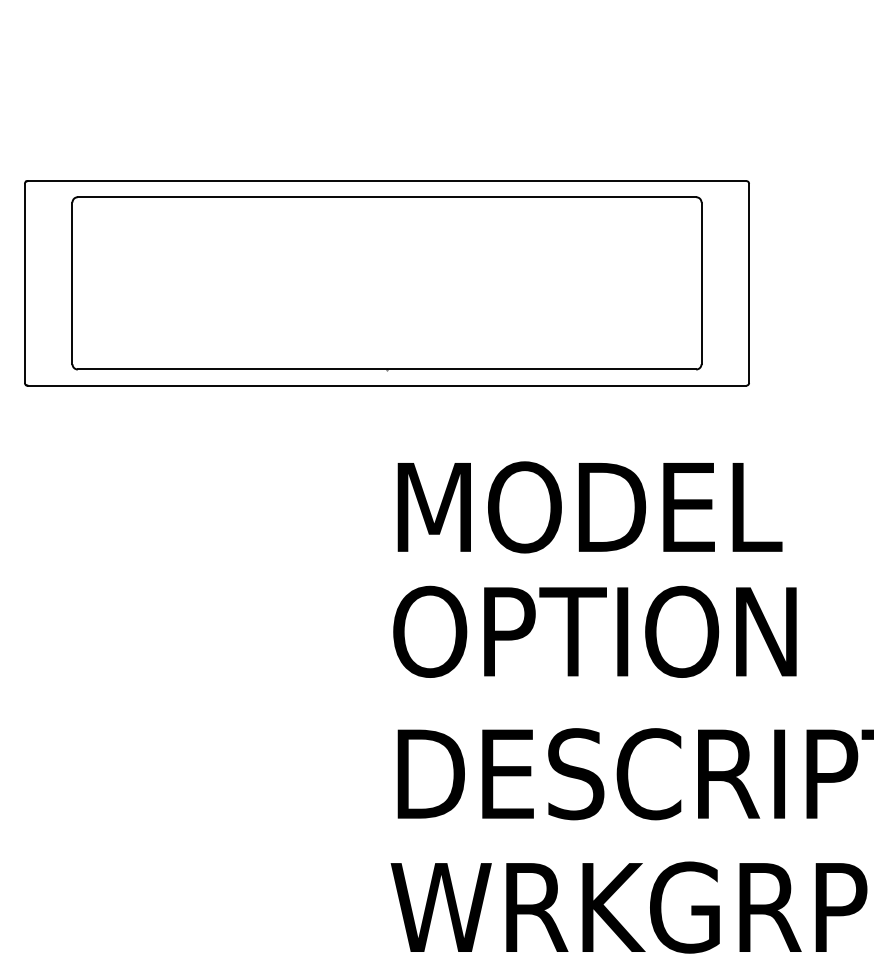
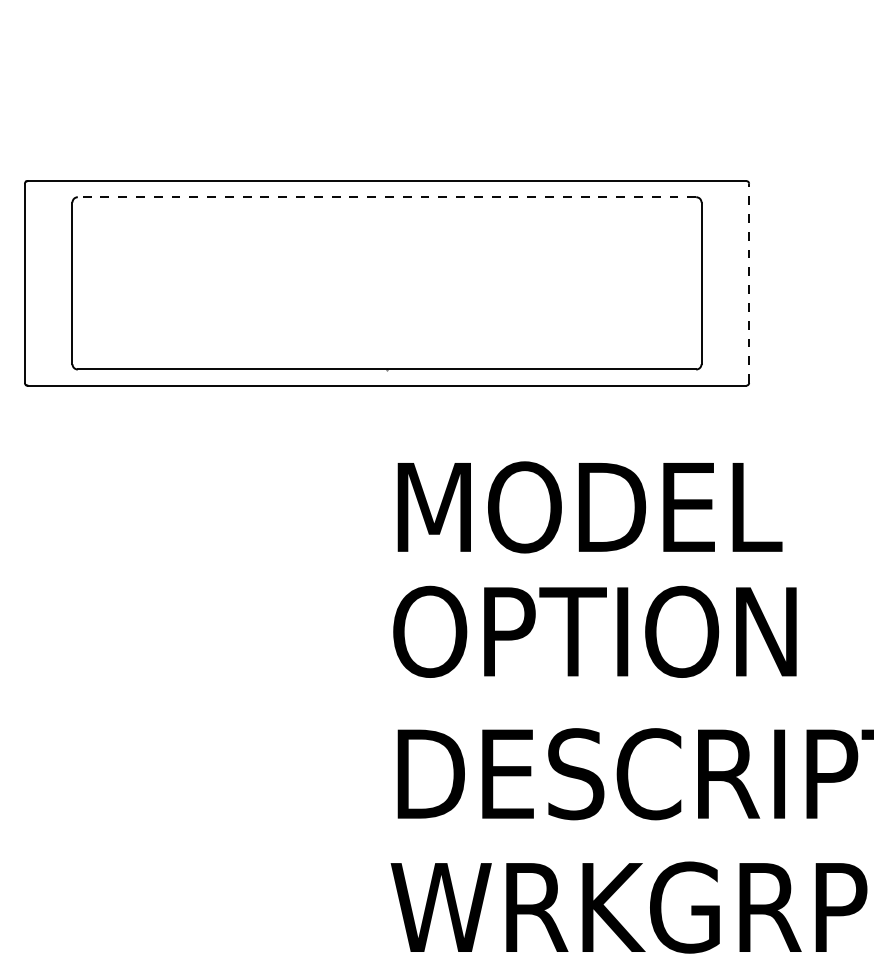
line: solid -> dashed (386, 197)
line: solid -> dashed (749, 283)
